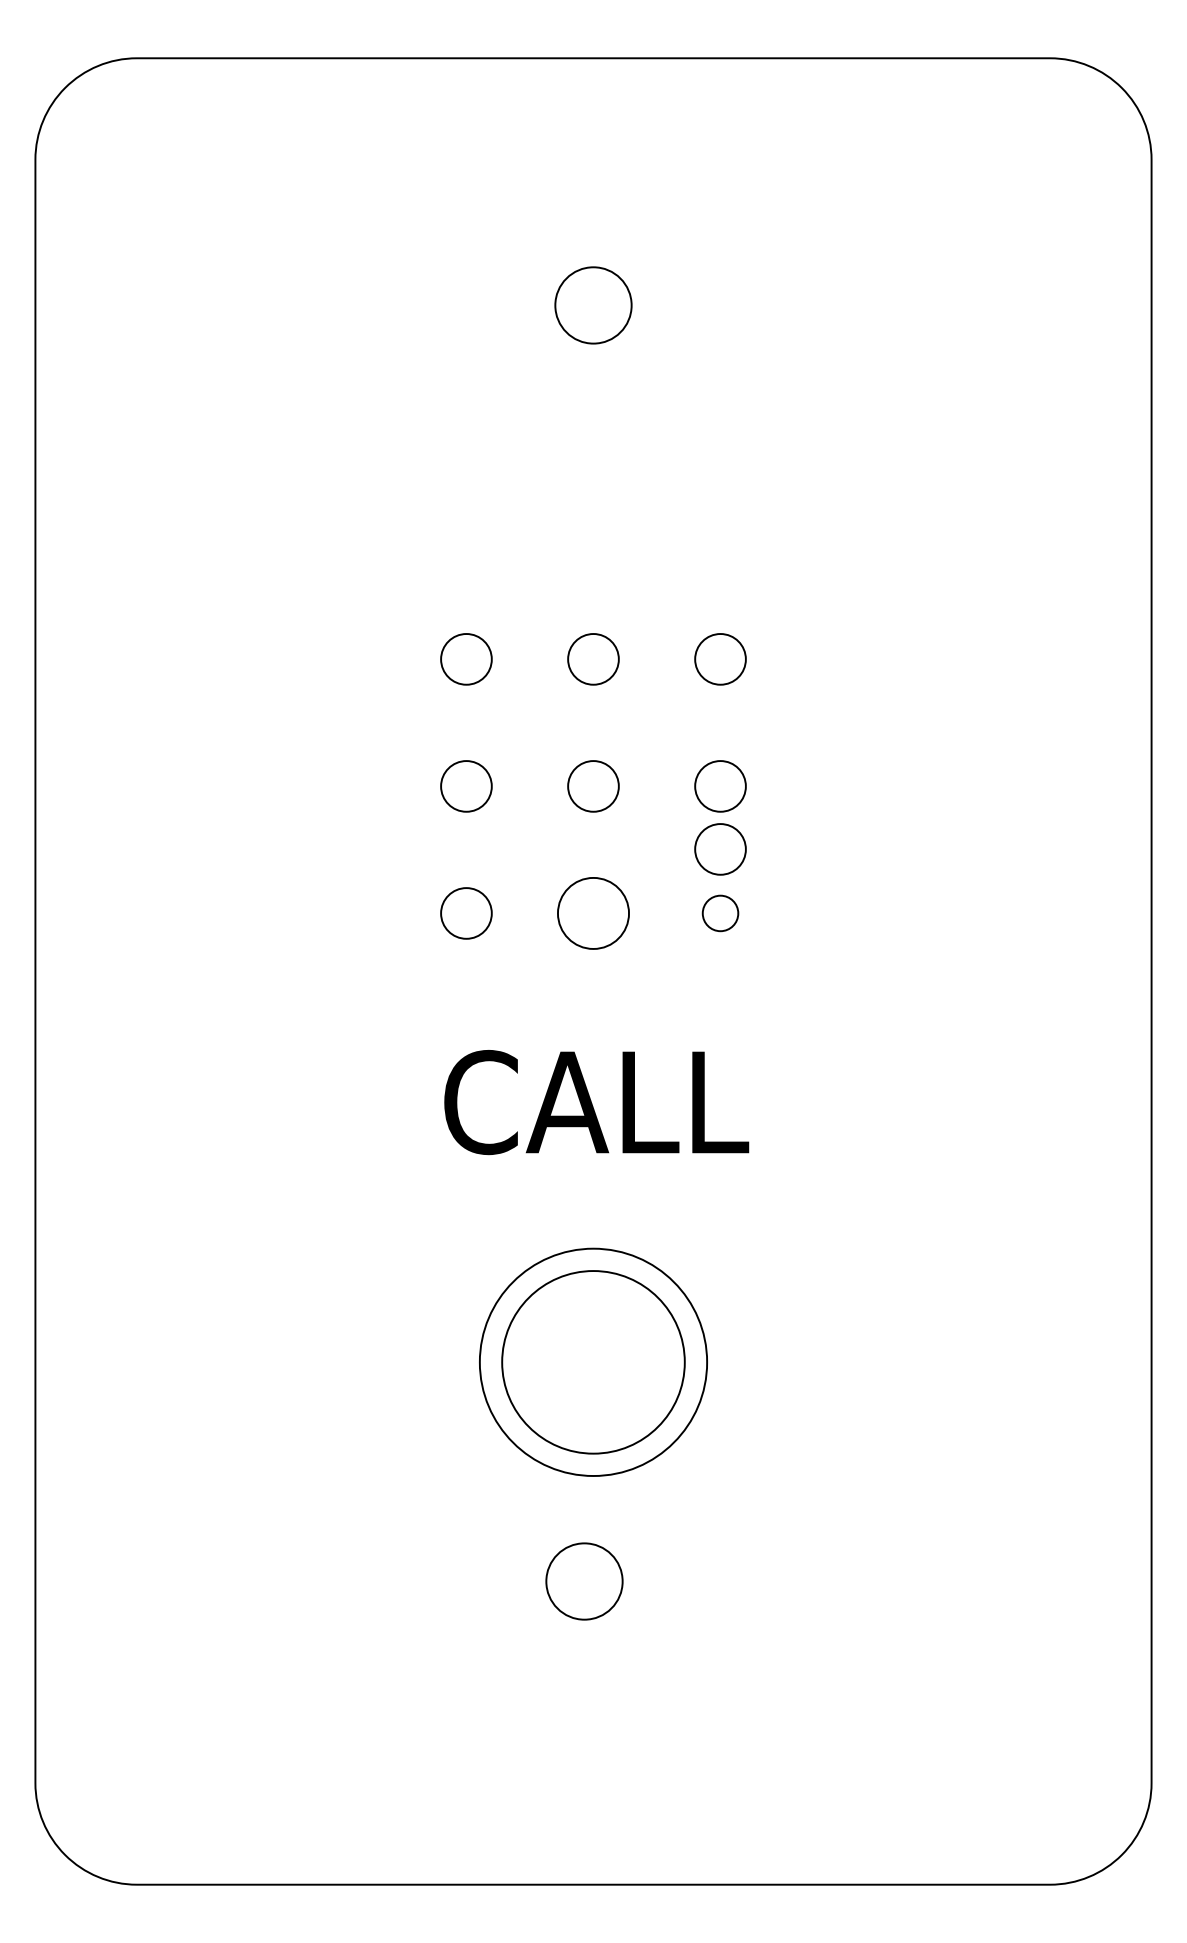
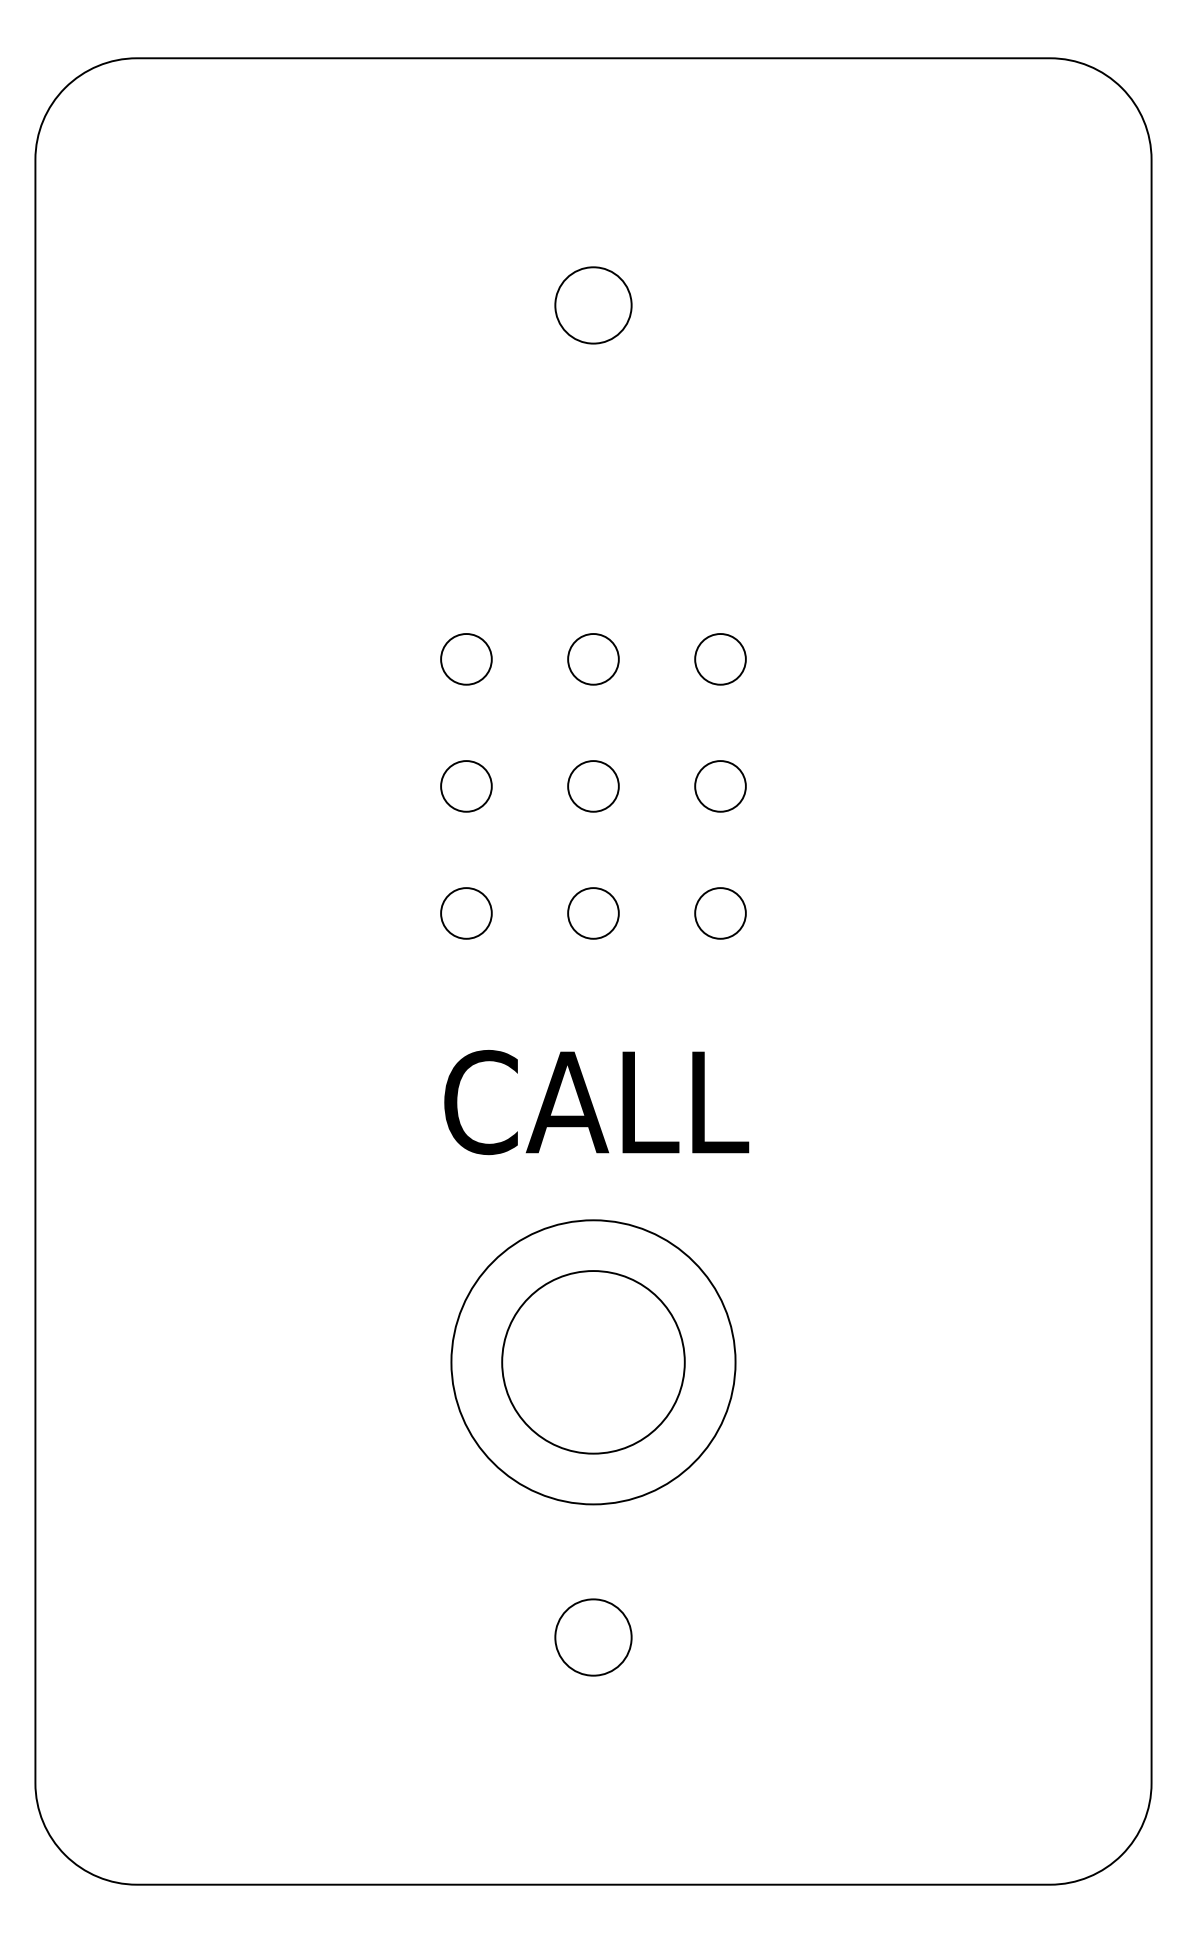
circle: present -> none (720, 849)
circle diameter: 71 px -> 51 px (593, 913)
circle diameter: 36 px -> 51 px (720, 913)
circle diameter: 227 px -> 284 px (593, 1362)
circle position: (584, 1581) -> (593, 1637) (593, 1637)
